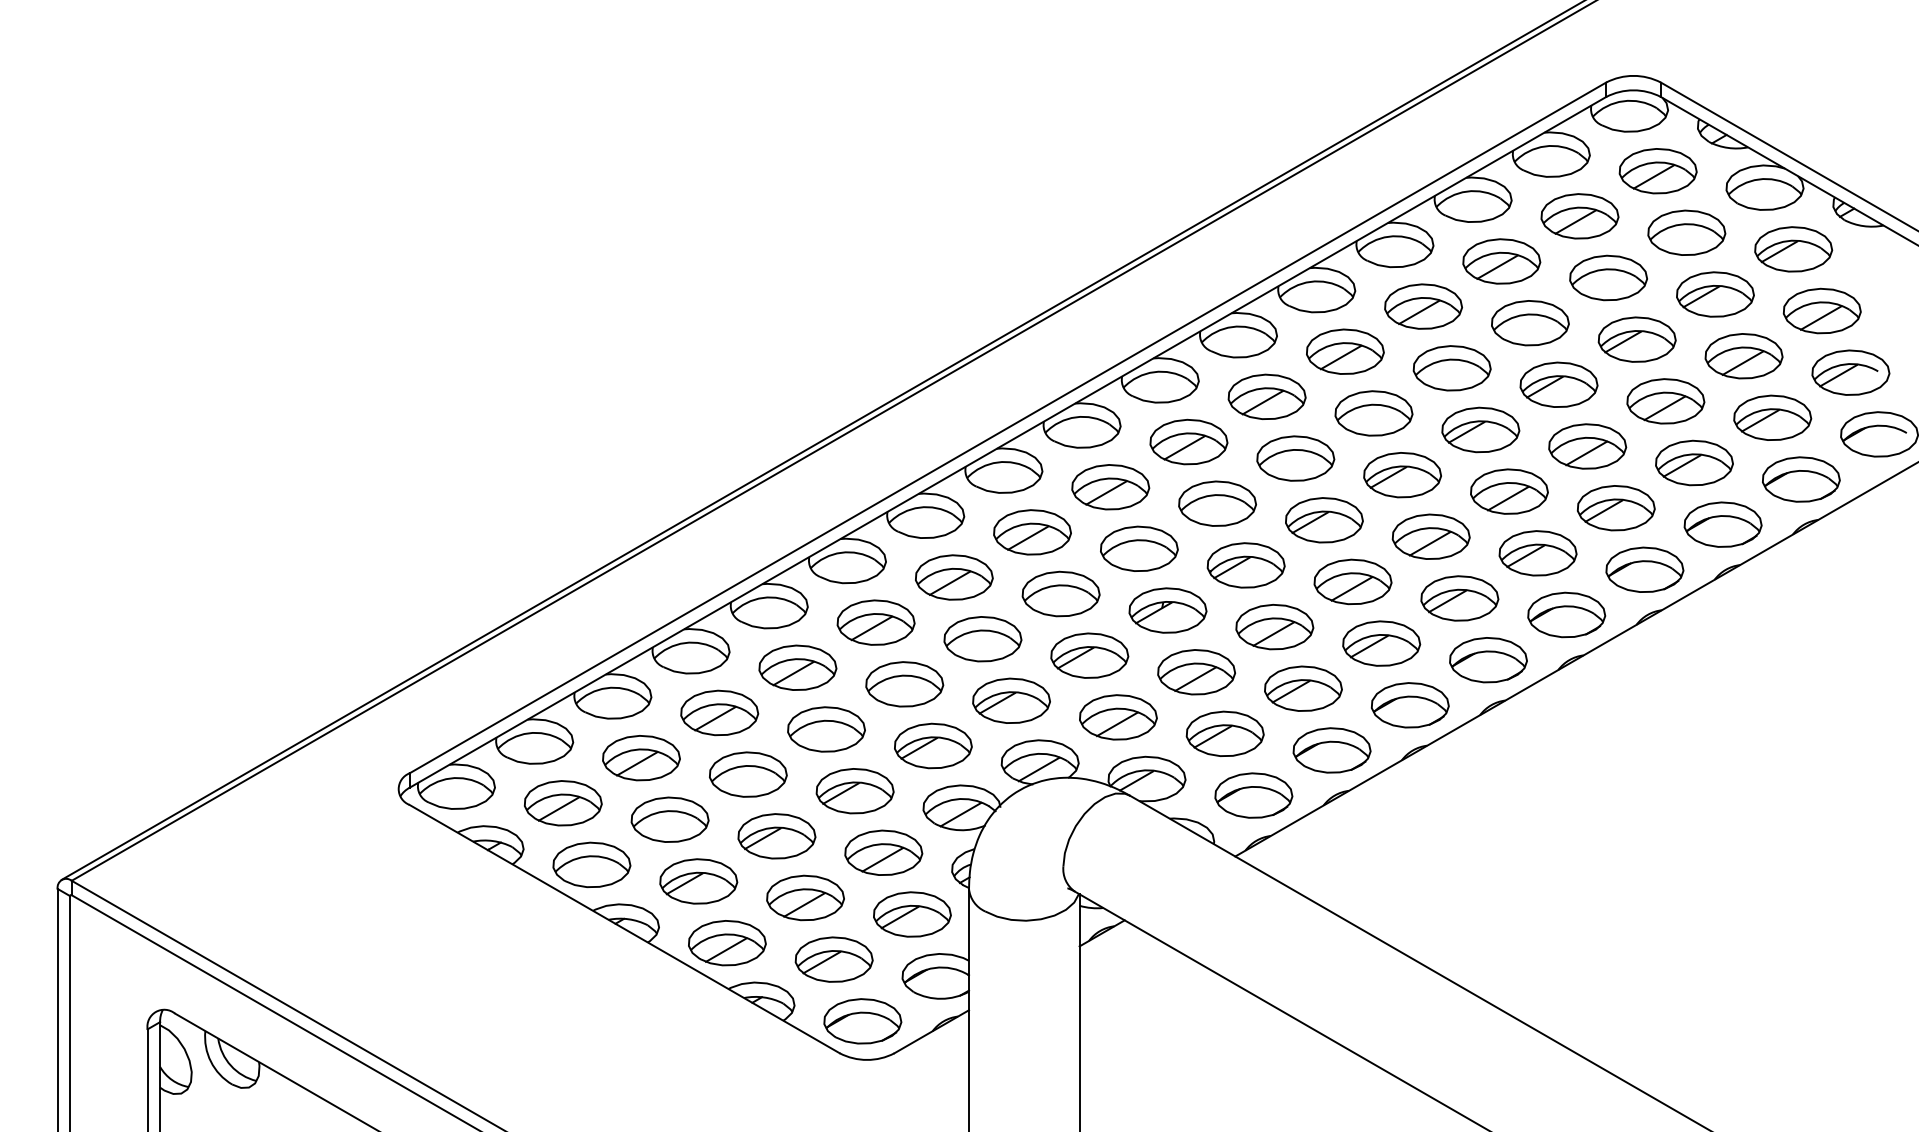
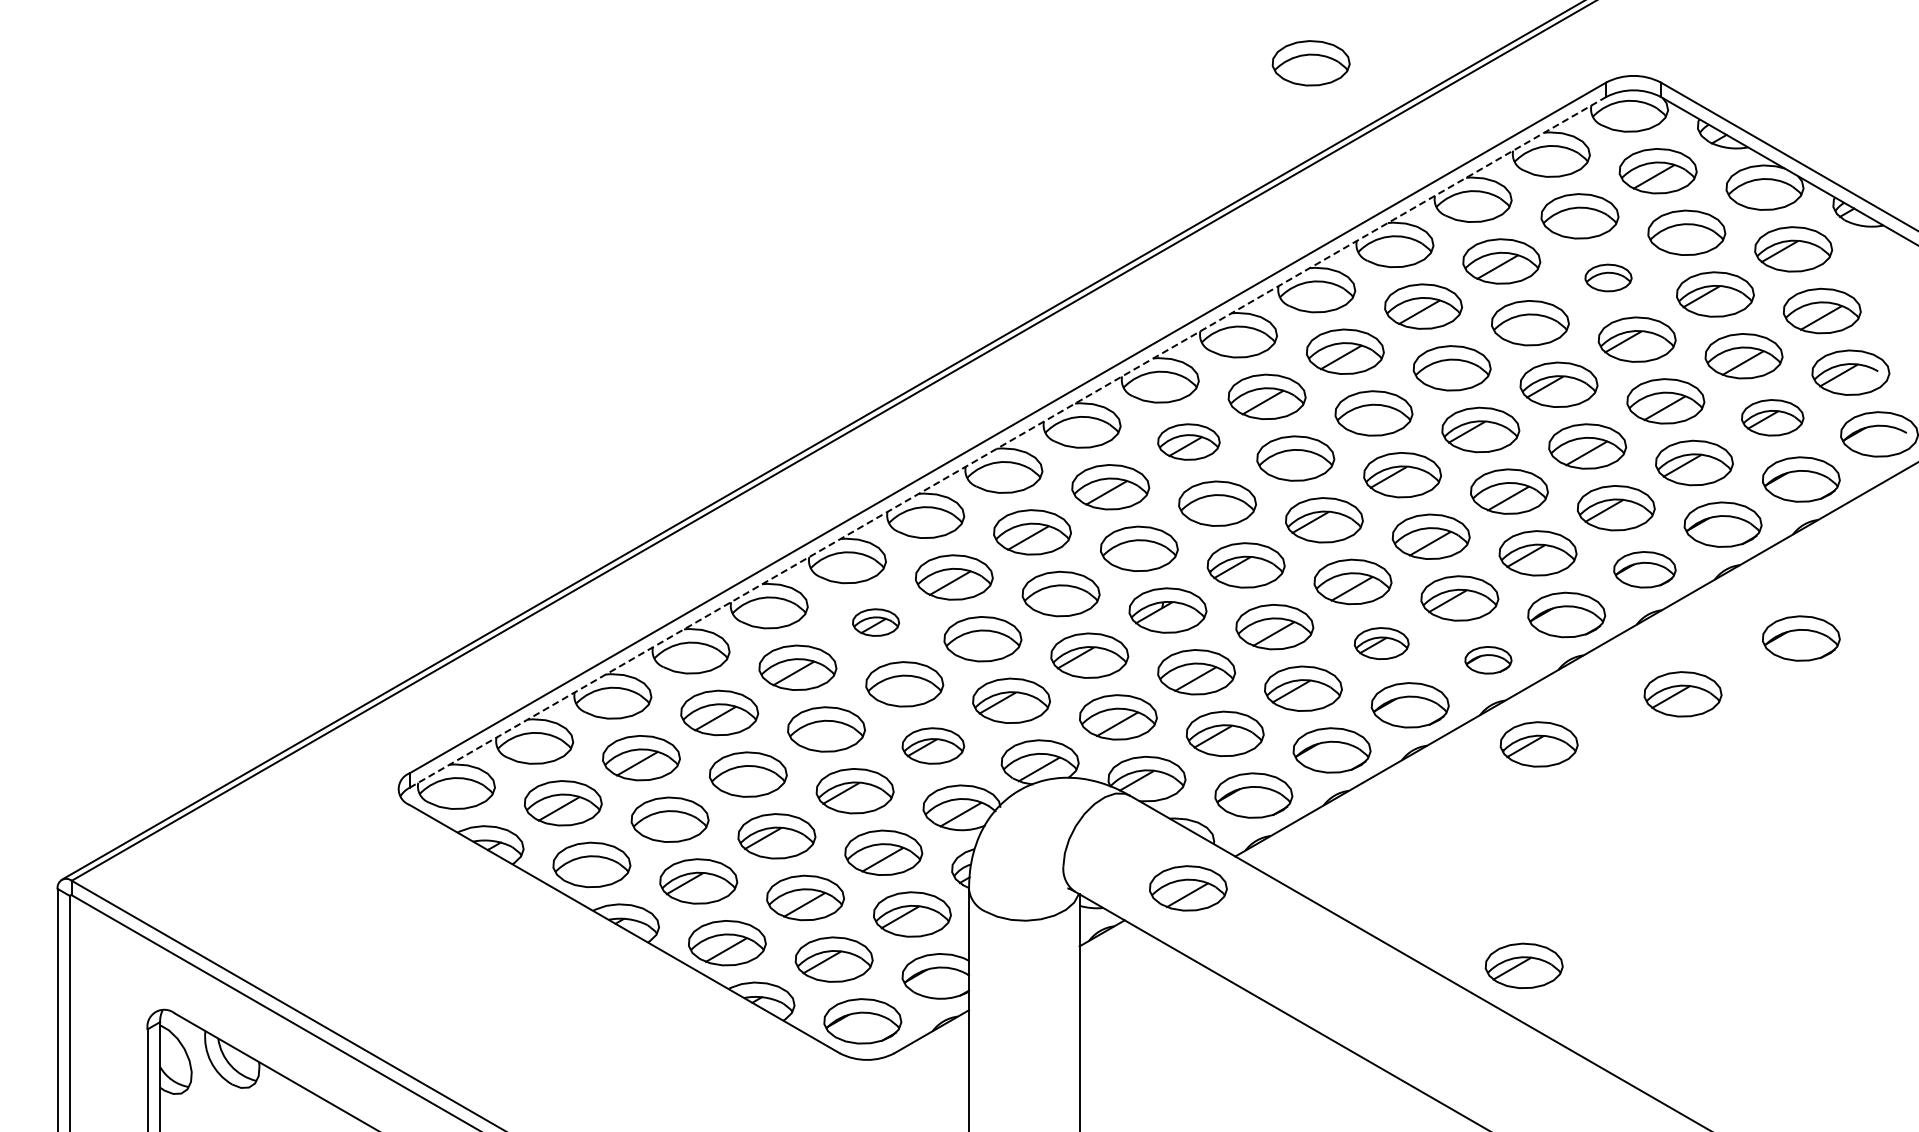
part: none -> present (1310, 63)
line: present -> none (1575, 221)
part size: 79x48 px -> 49x30 px (1608, 277)
part size: 80x47 px -> 64x38 px (1772, 417)
part size: 80x48 px -> 64x38 px (1188, 441)
line: solid -> dashed (1007, 442)
part size: 80x47 px -> 64x38 px (1644, 569)
part size: 80x47 px -> 49x29 px (876, 622)
part: none -> present (1801, 638)
part size: 80x47 px -> 57x33 px (1381, 643)
part size: 79x47 px -> 49x29 px (1488, 660)
part: none -> present (1682, 694)
part: none -> present (1538, 744)
part size: 79x48 px -> 65x38 px (933, 745)
part: none -> present (1188, 888)
part: none -> present (1523, 965)
